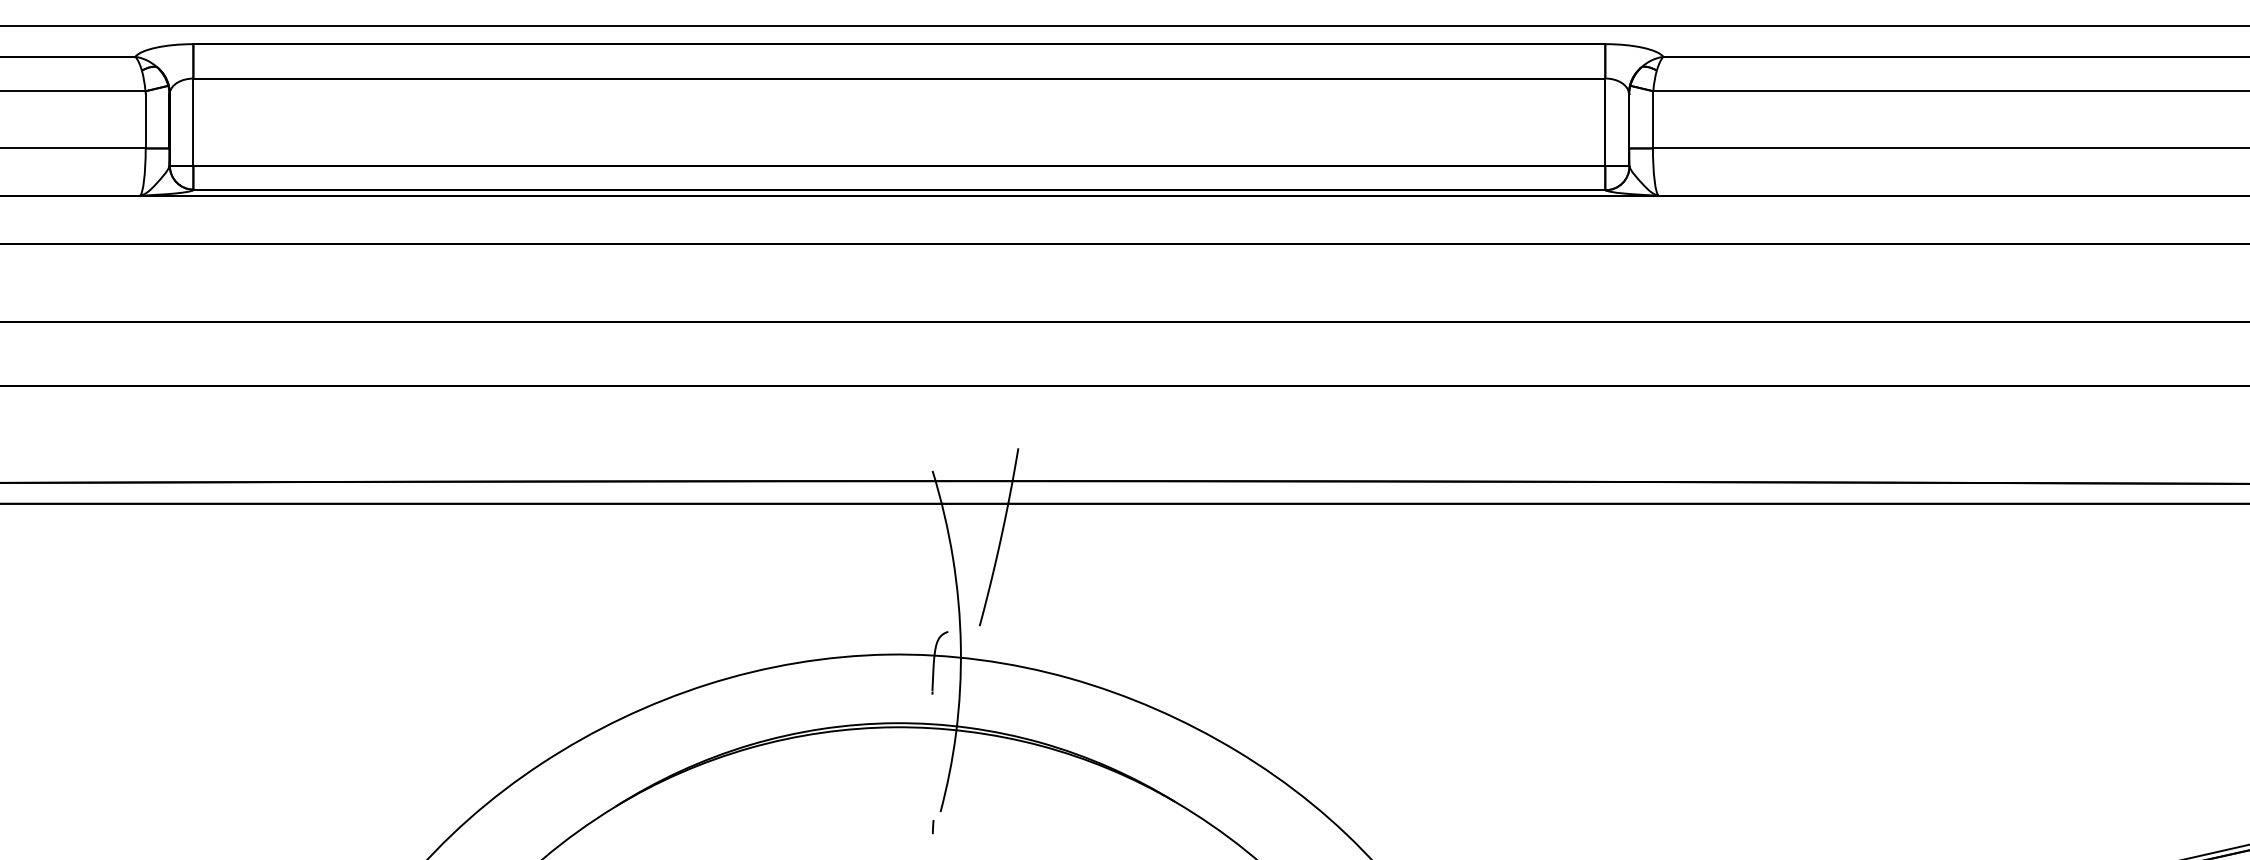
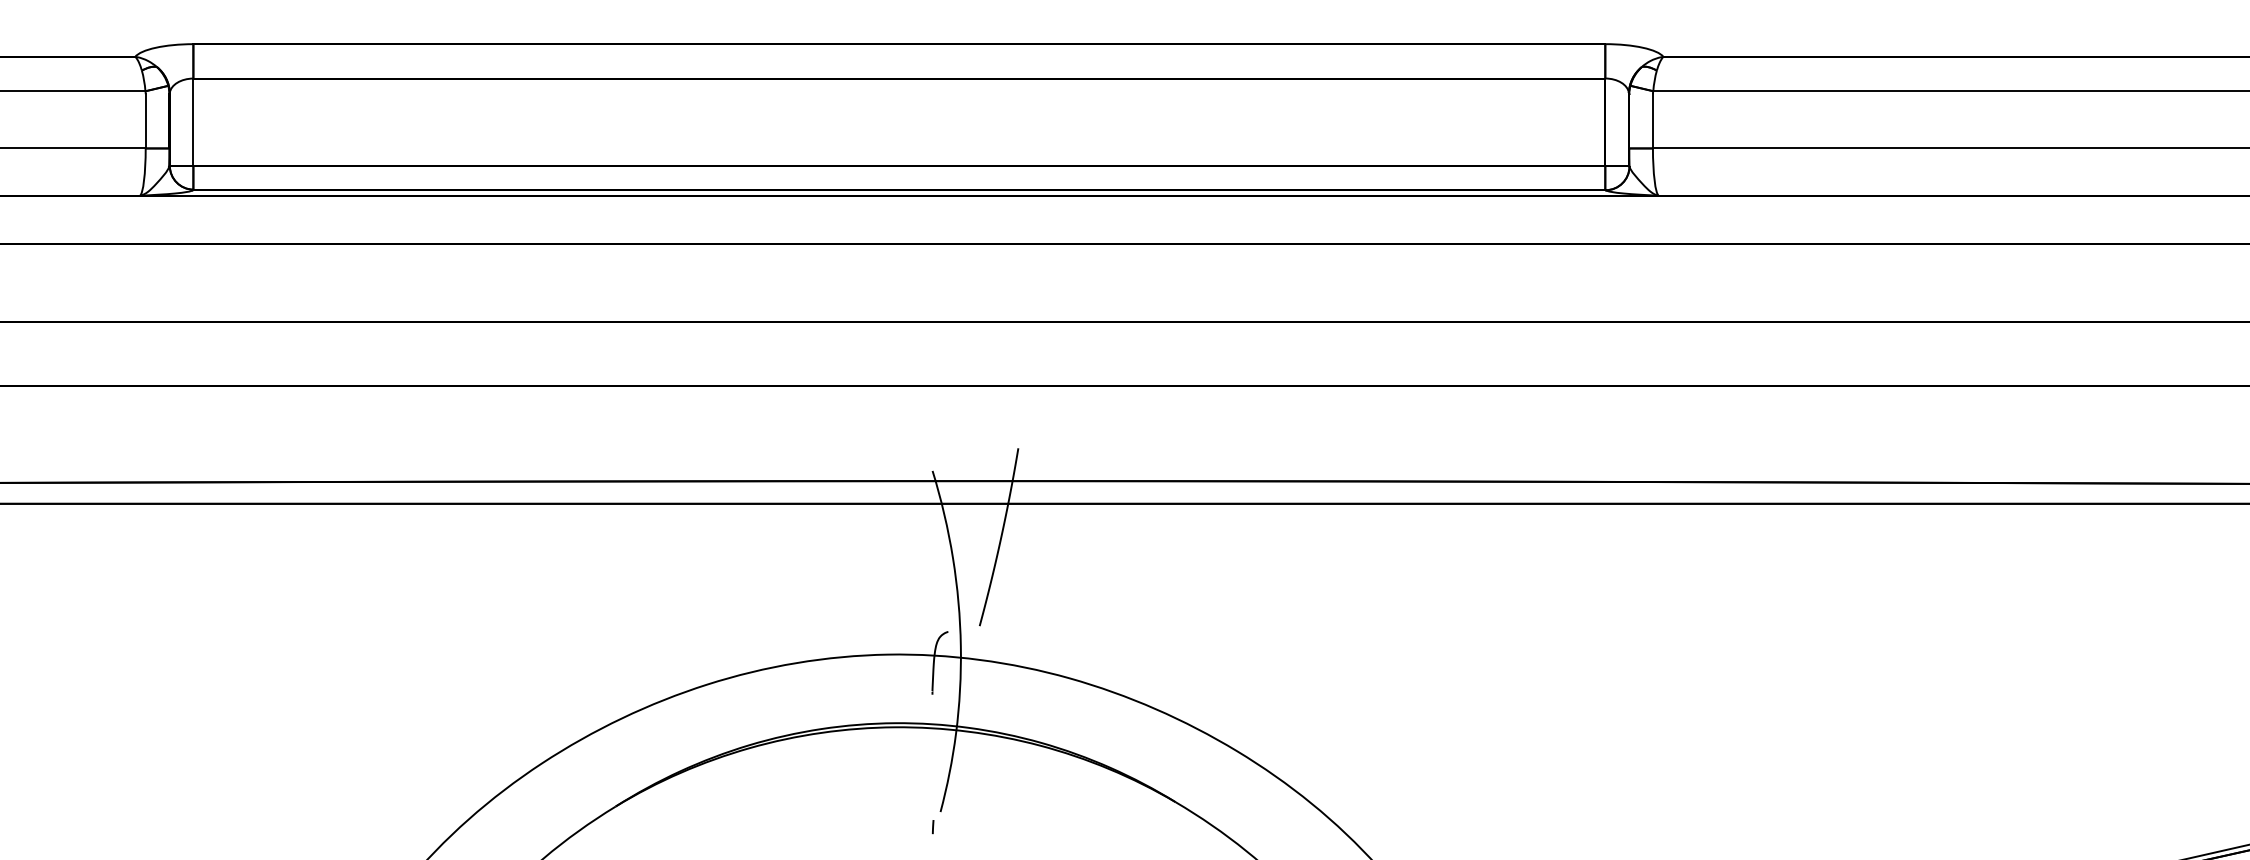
line: present -> none (1124, 25)
